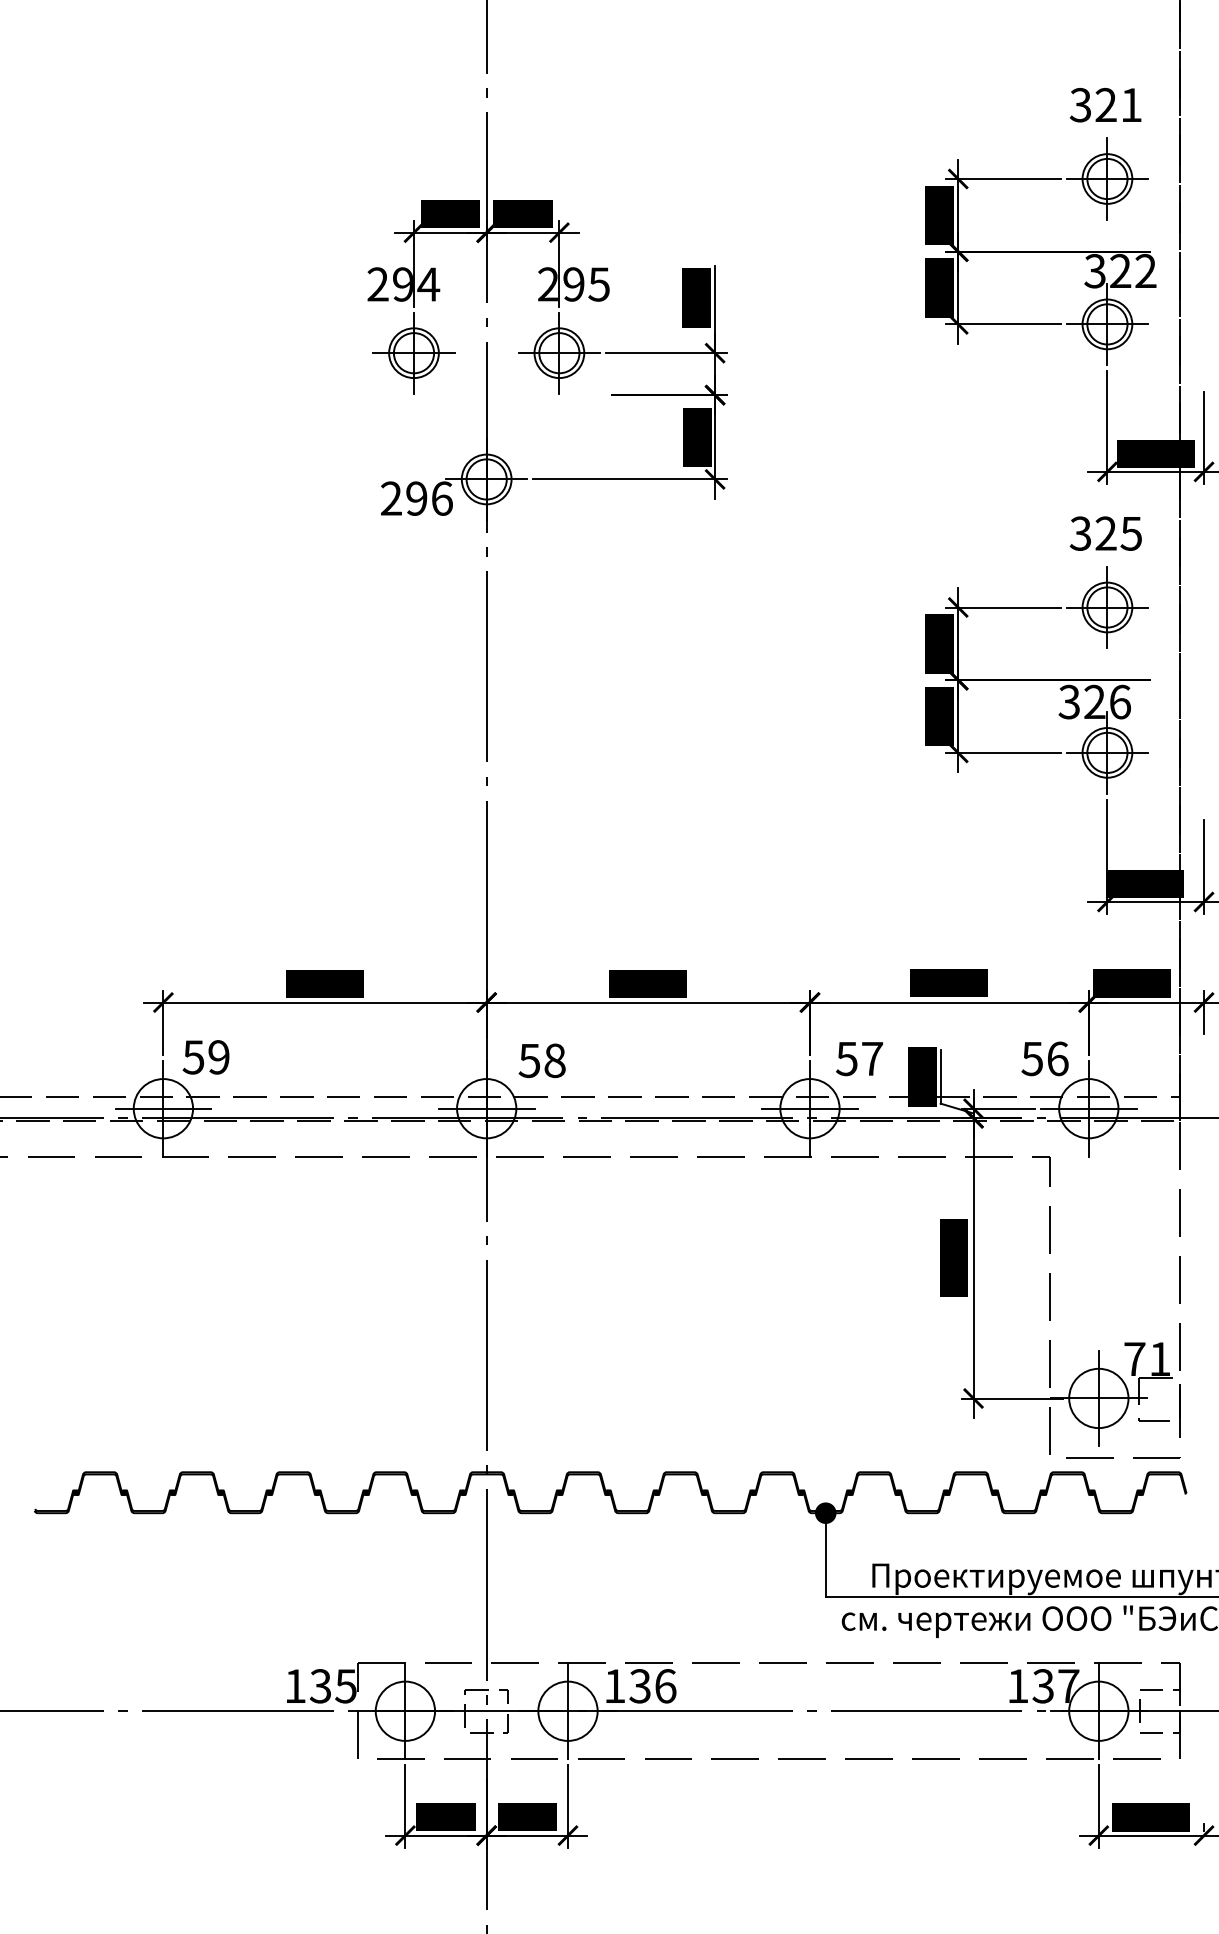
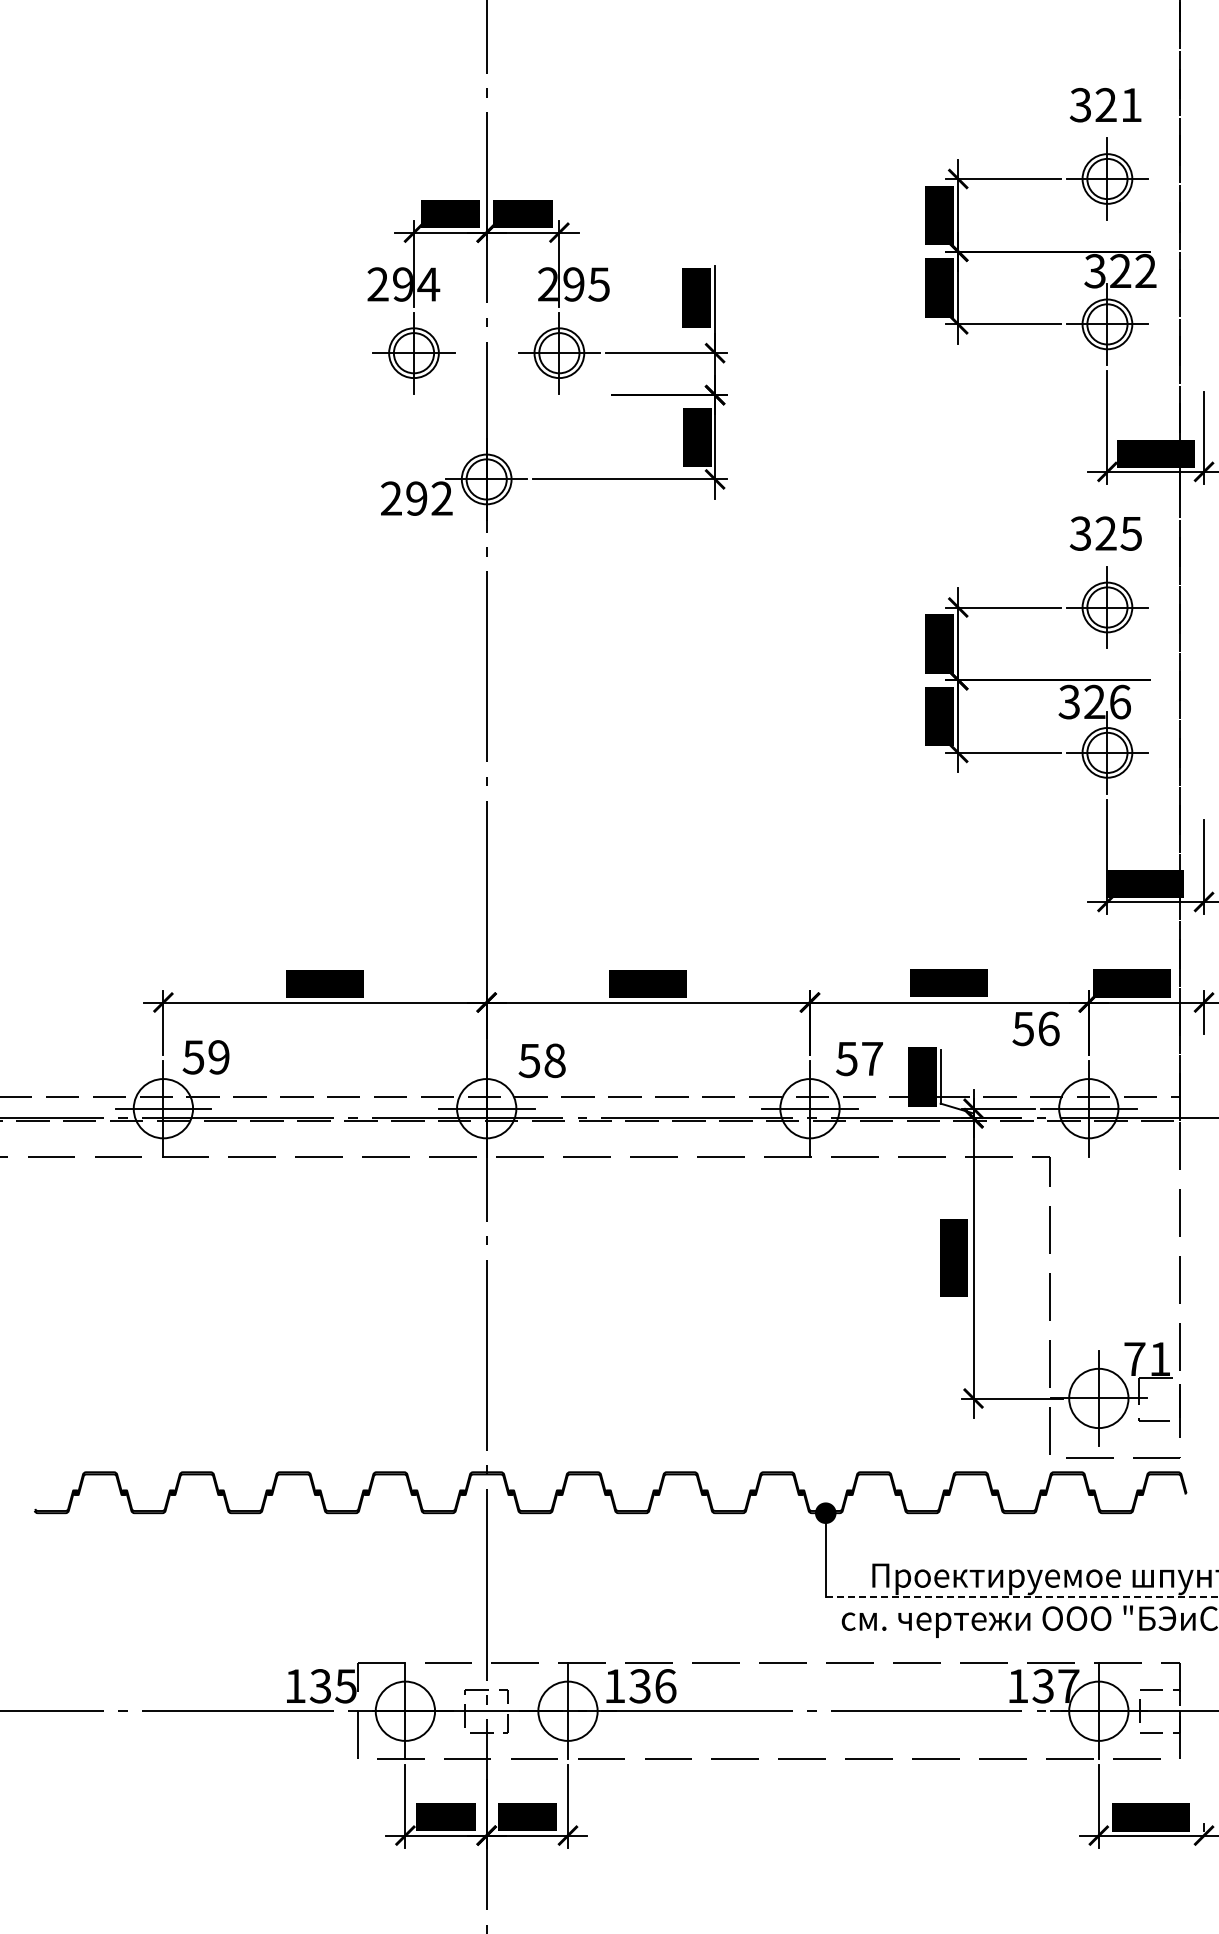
text: 296 -> 292 (441, 498)
text position: (1044, 1058) -> (1035, 1028) (1035, 1028)
line: solid -> dashed (1022, 1597)
